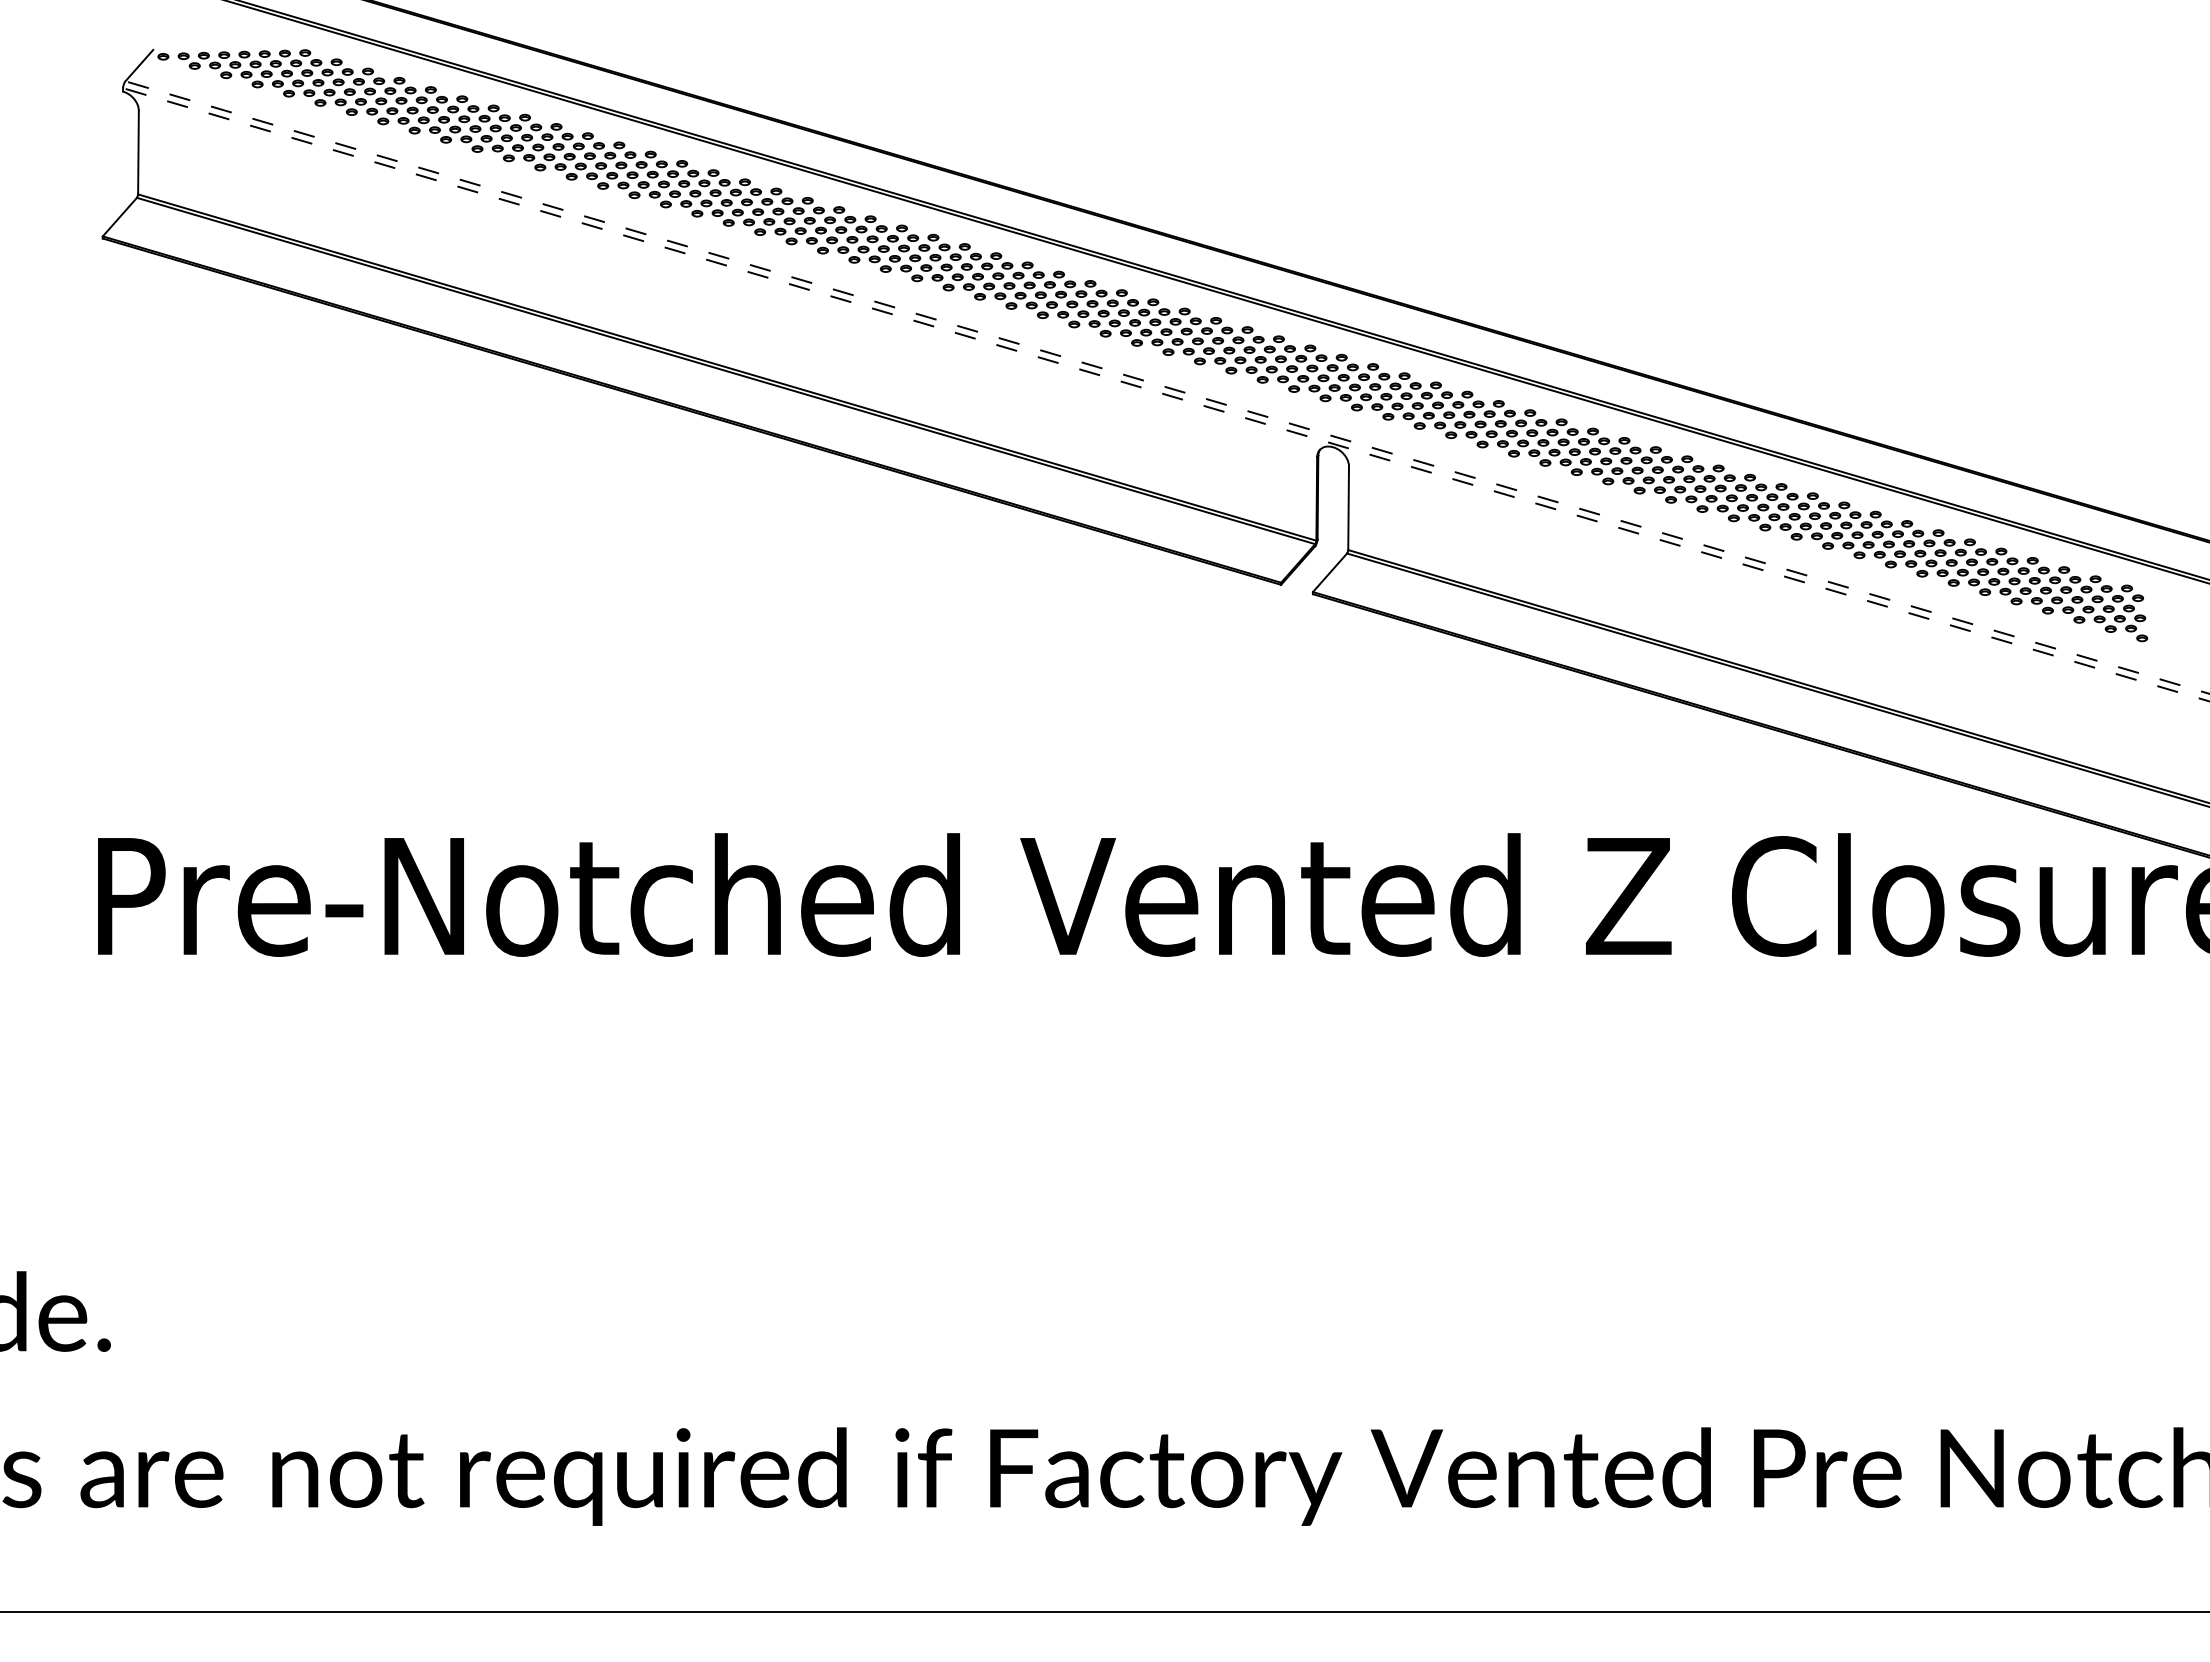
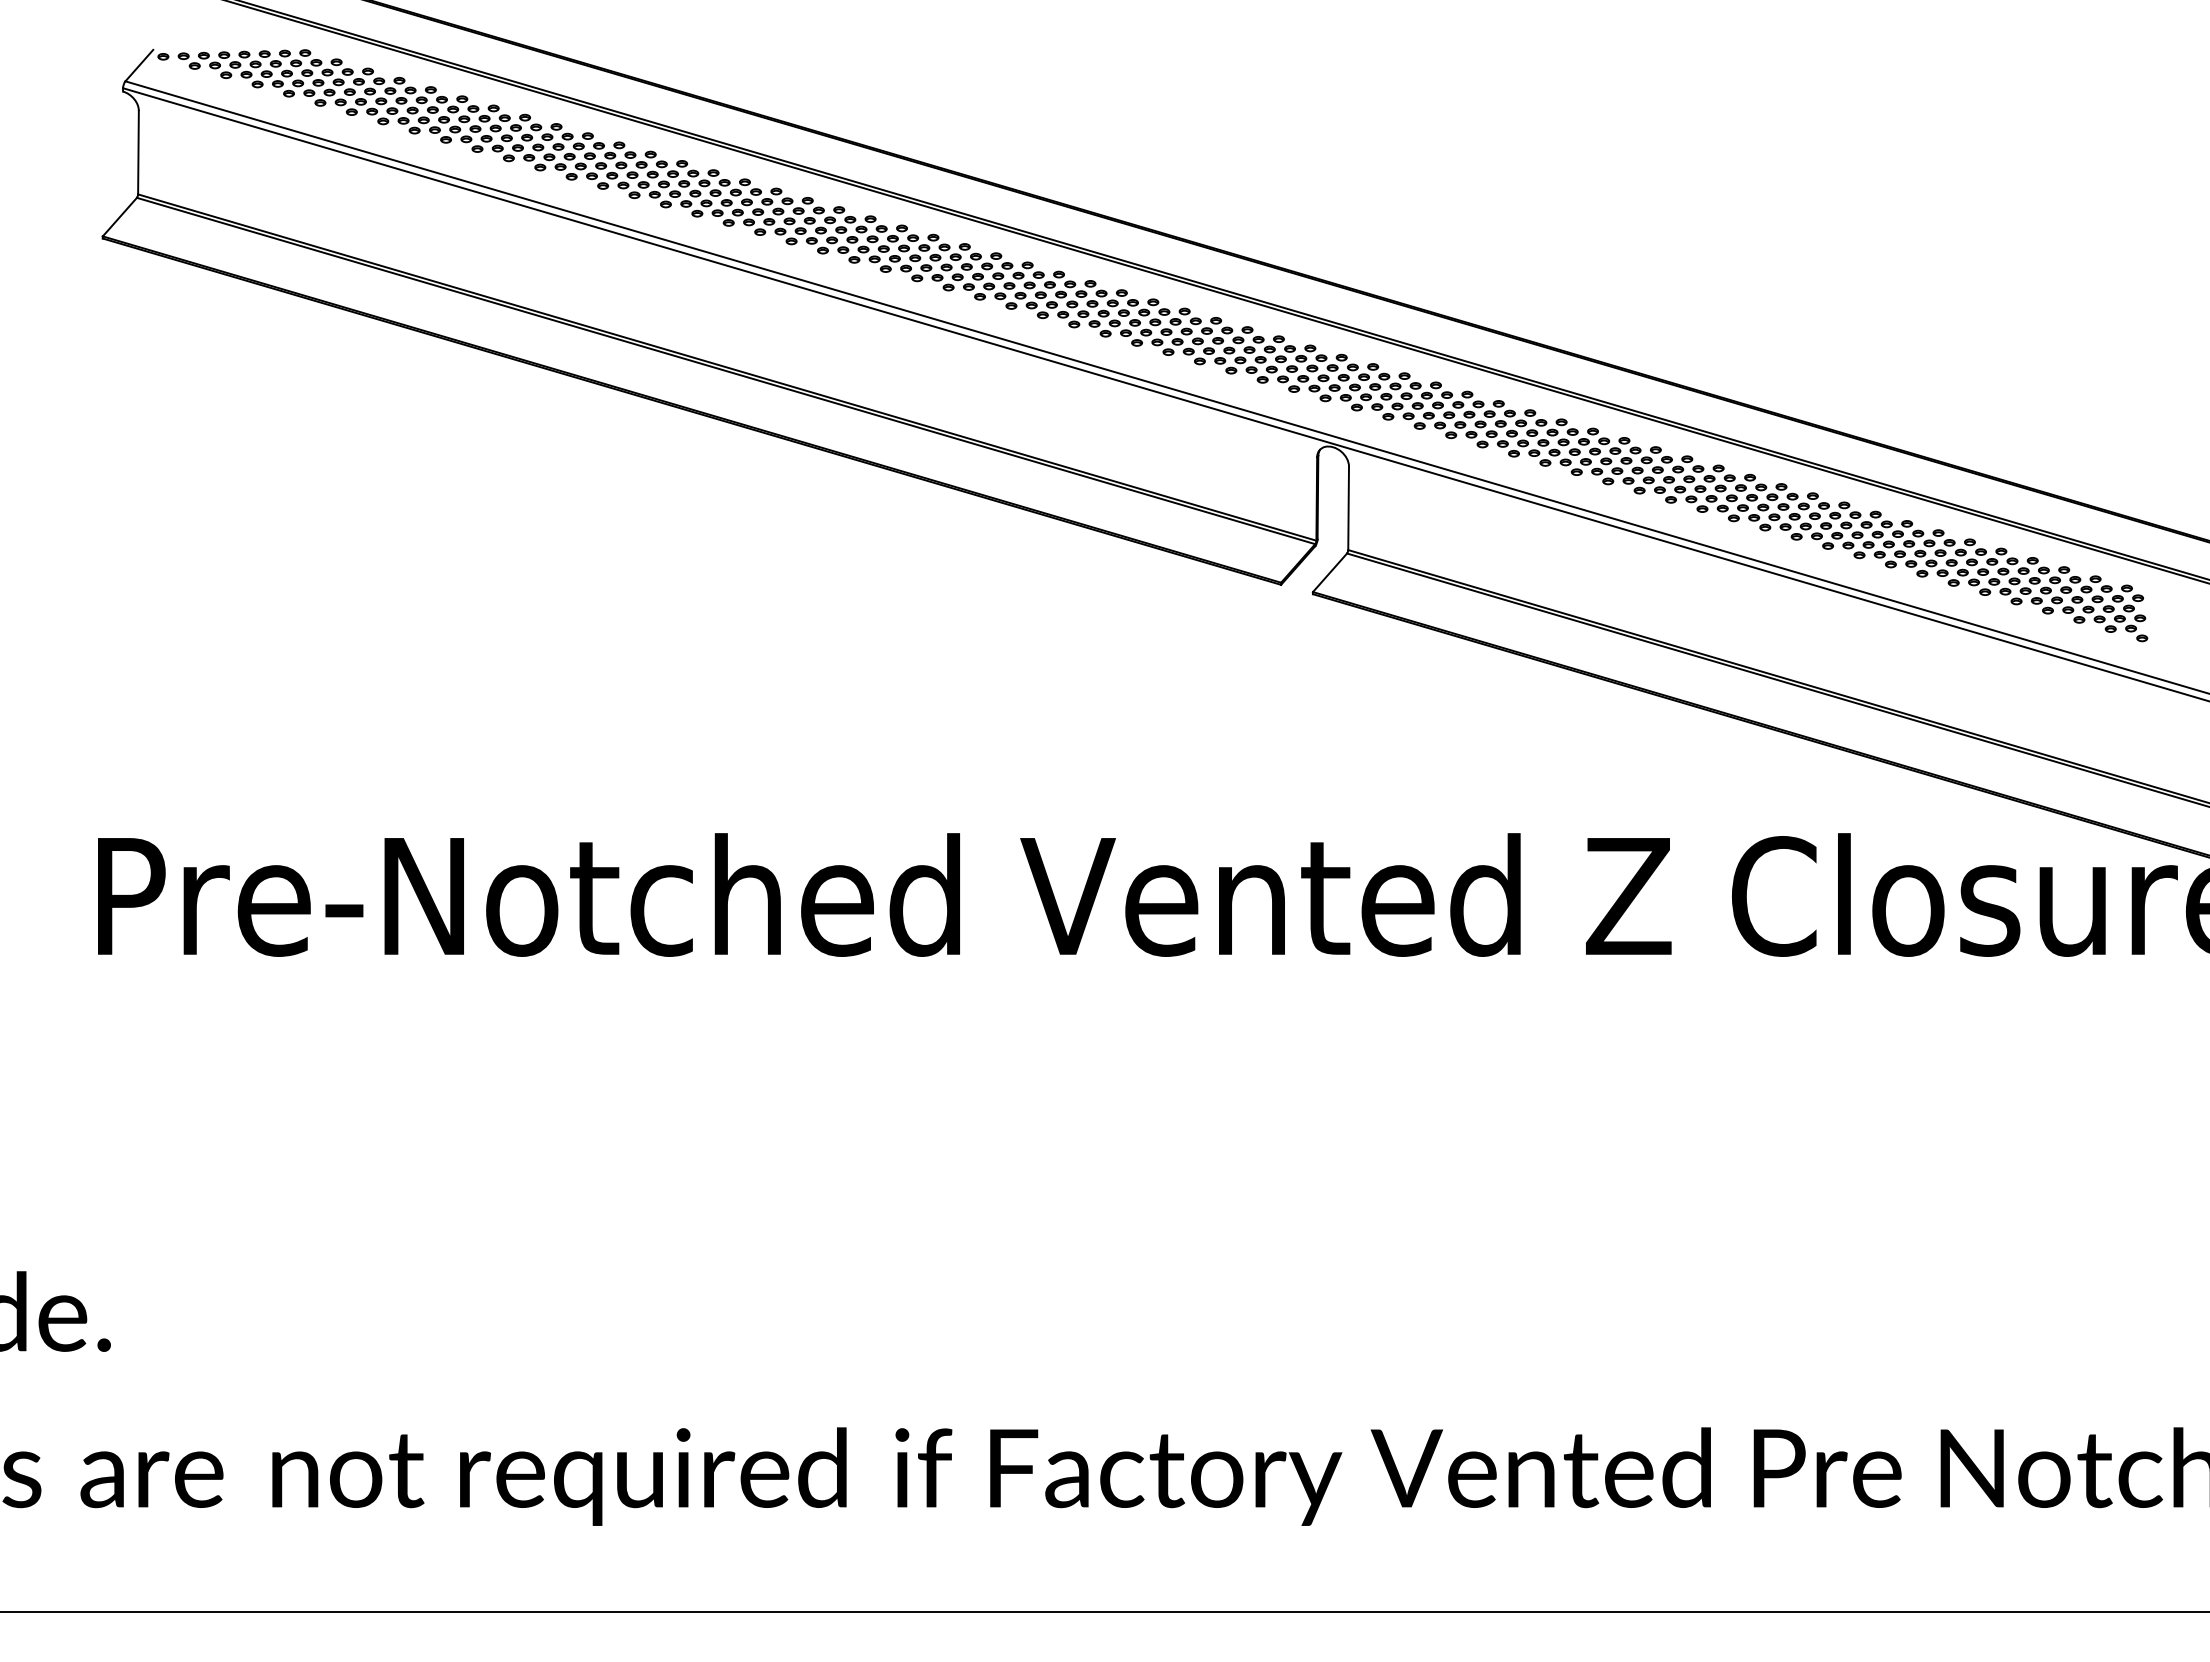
line: dashed -> solid (1167, 387)
line: dashed -> solid (1165, 394)
